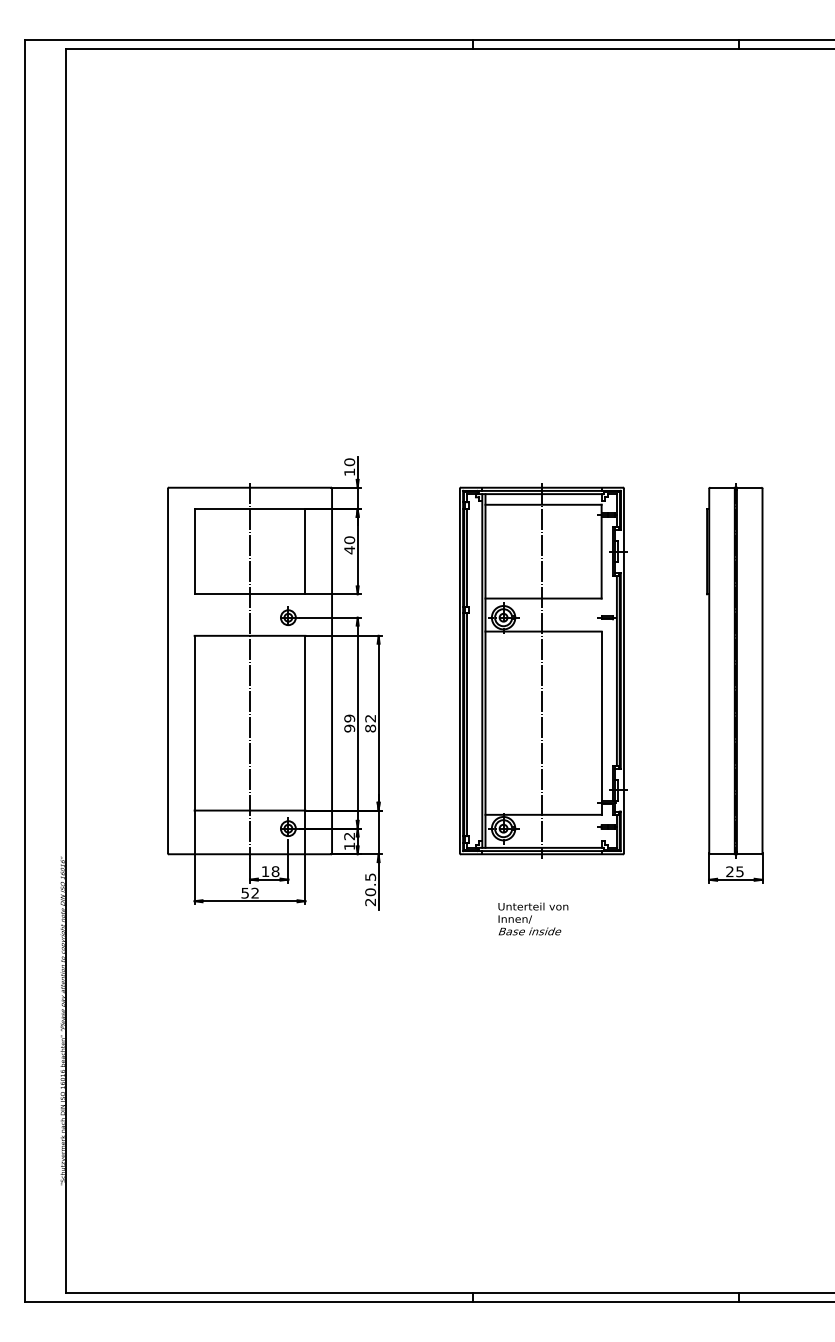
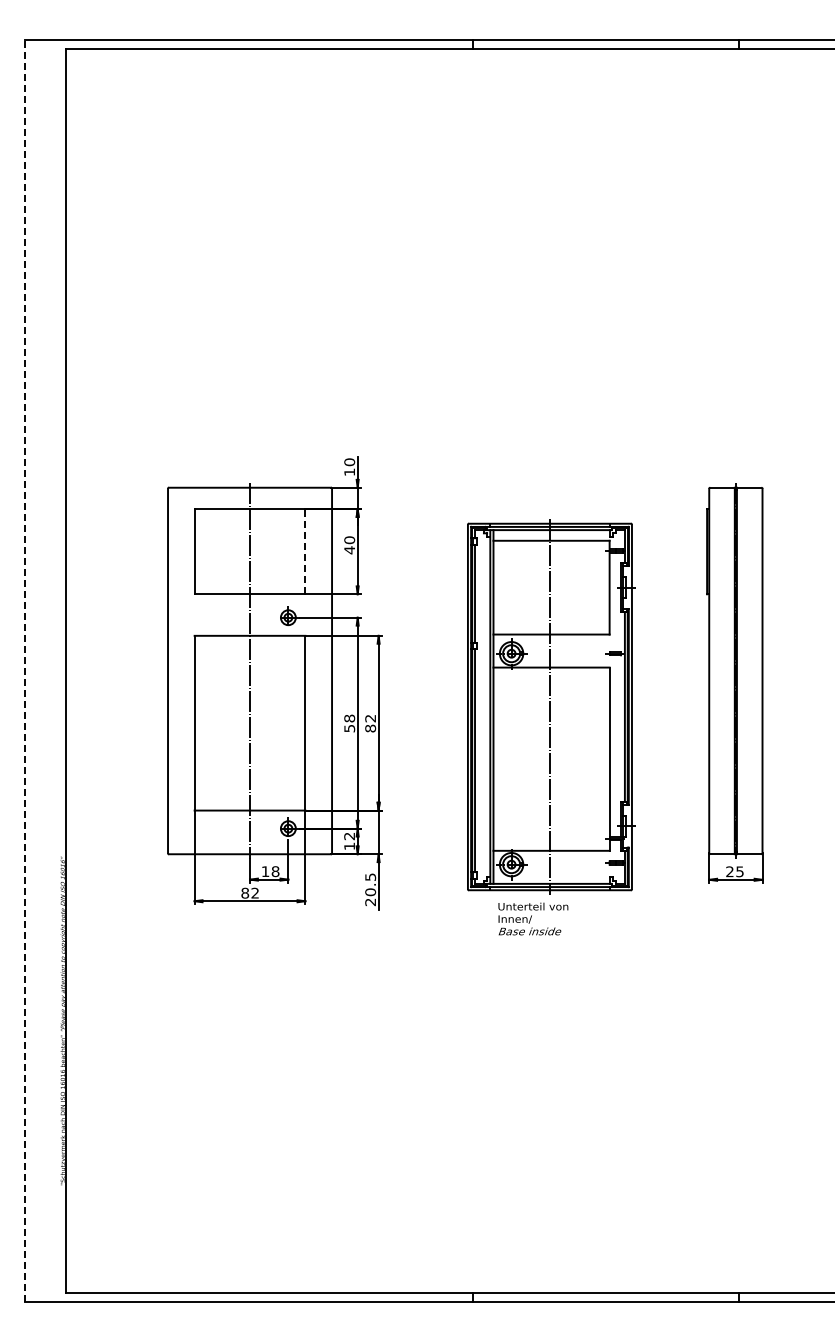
line: solid -> dashed (305, 551)
part position: (543, 670) -> (551, 706) (551, 706)
line: solid -> dashed (25, 671)
text: 99 -> 58 (349, 723)
text: 52 -> 82 (245, 892)
